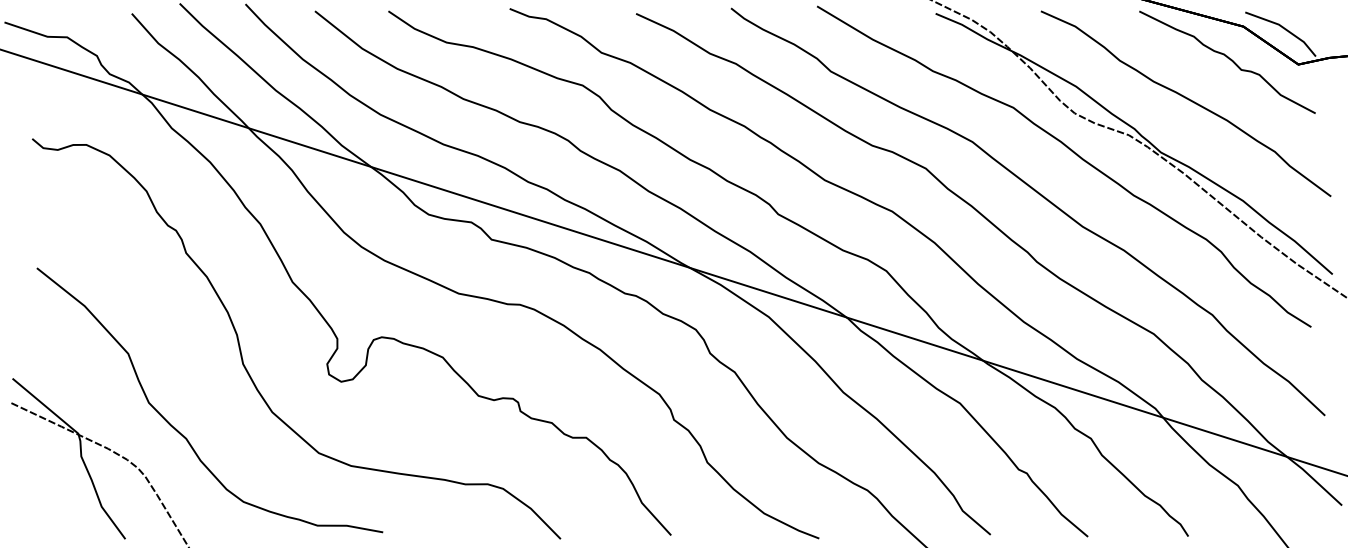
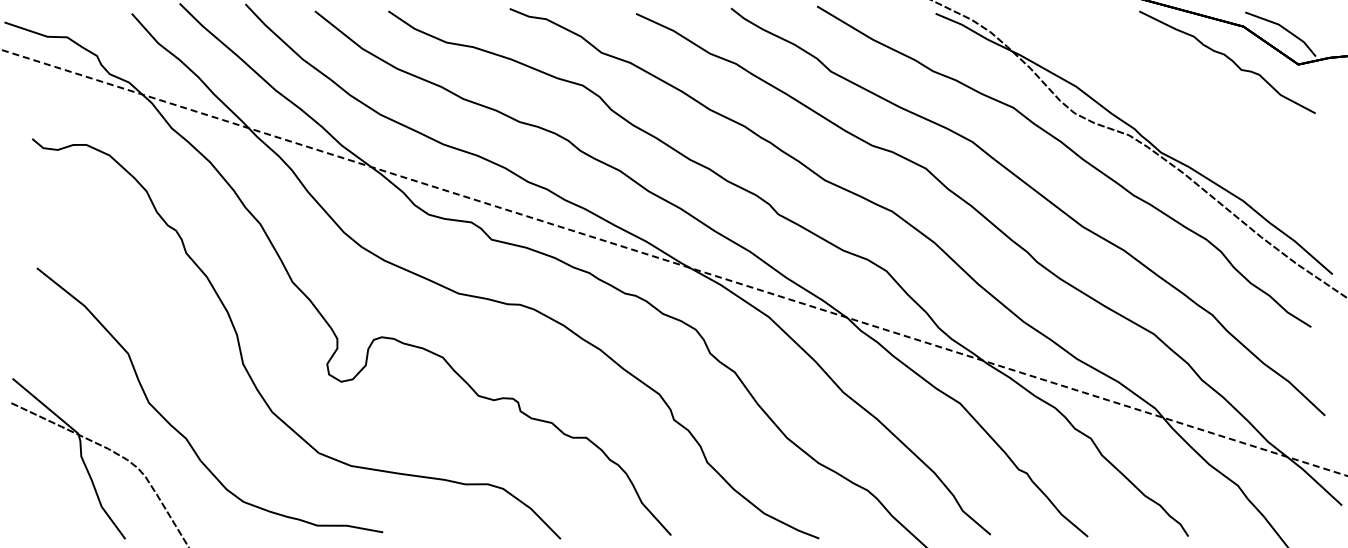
curve: present -> none (1186, 99)
line: solid -> dashed (674, 262)
